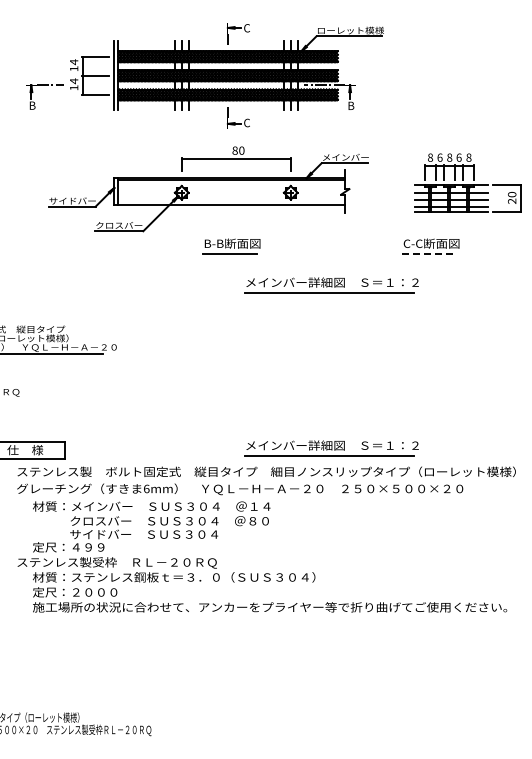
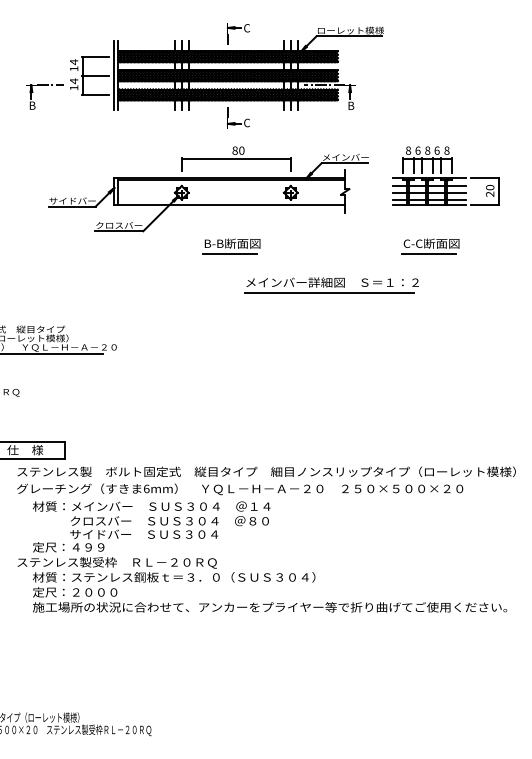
part position: (467, 182) -> (445, 175) (445, 175)
line: dashed -> solid (429, 253)
part: present -> none (331, 448)
